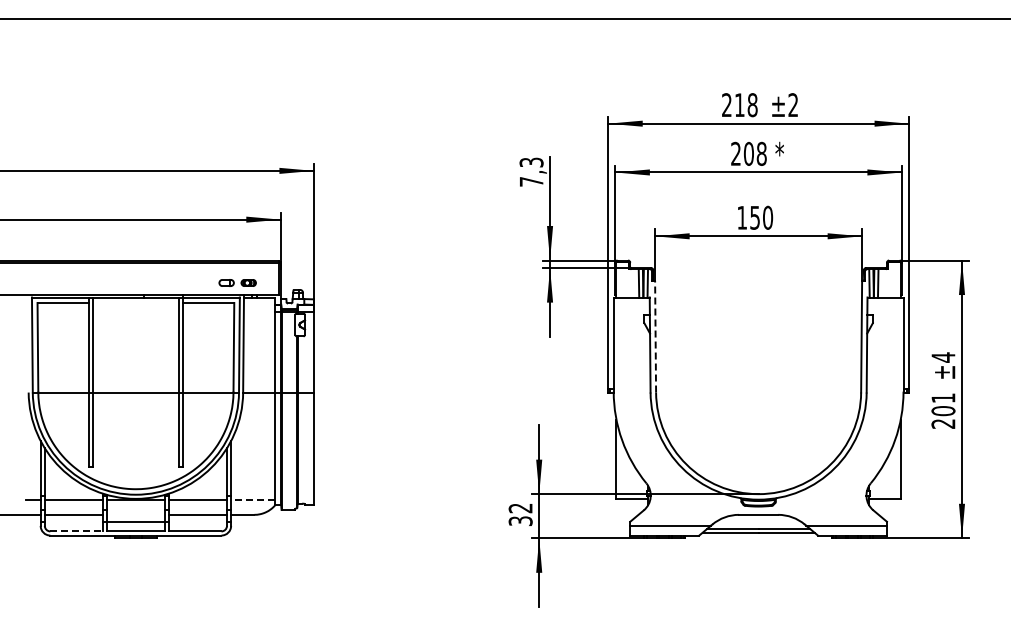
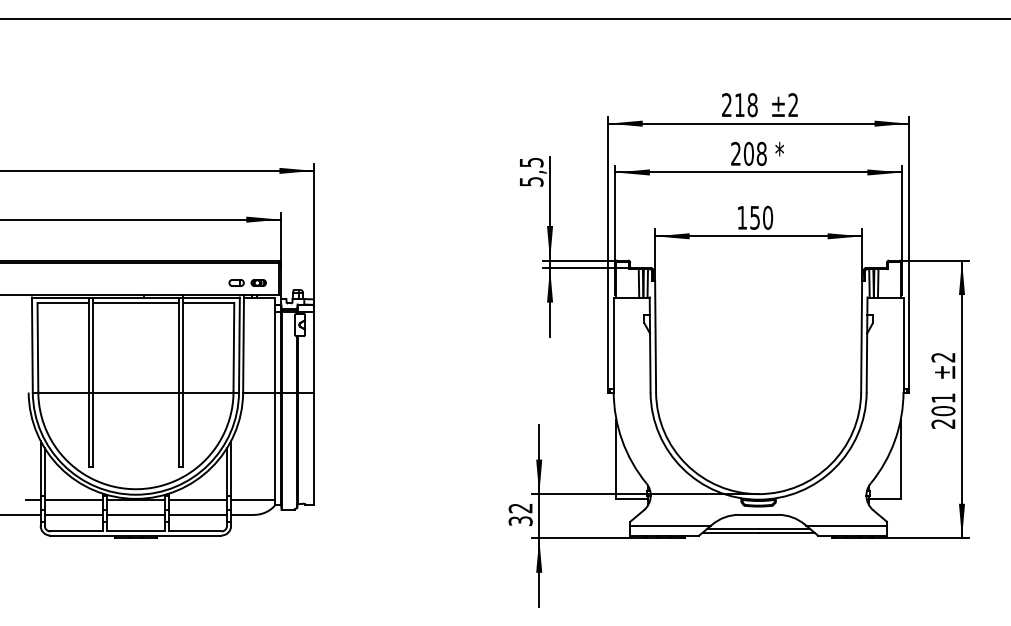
text: 7,3 -> 5,5 (531, 171)
part position: (237, 282) -> (247, 282) (247, 282)
line: none -> present (135, 303)
line: dashed -> solid (655, 336)
text: ±4 -> ±2 (943, 357)
line: dashed -> solid (252, 499)
line position: (135, 521) -> (135, 514) (135, 514)
line: dashed -> solid (77, 531)
